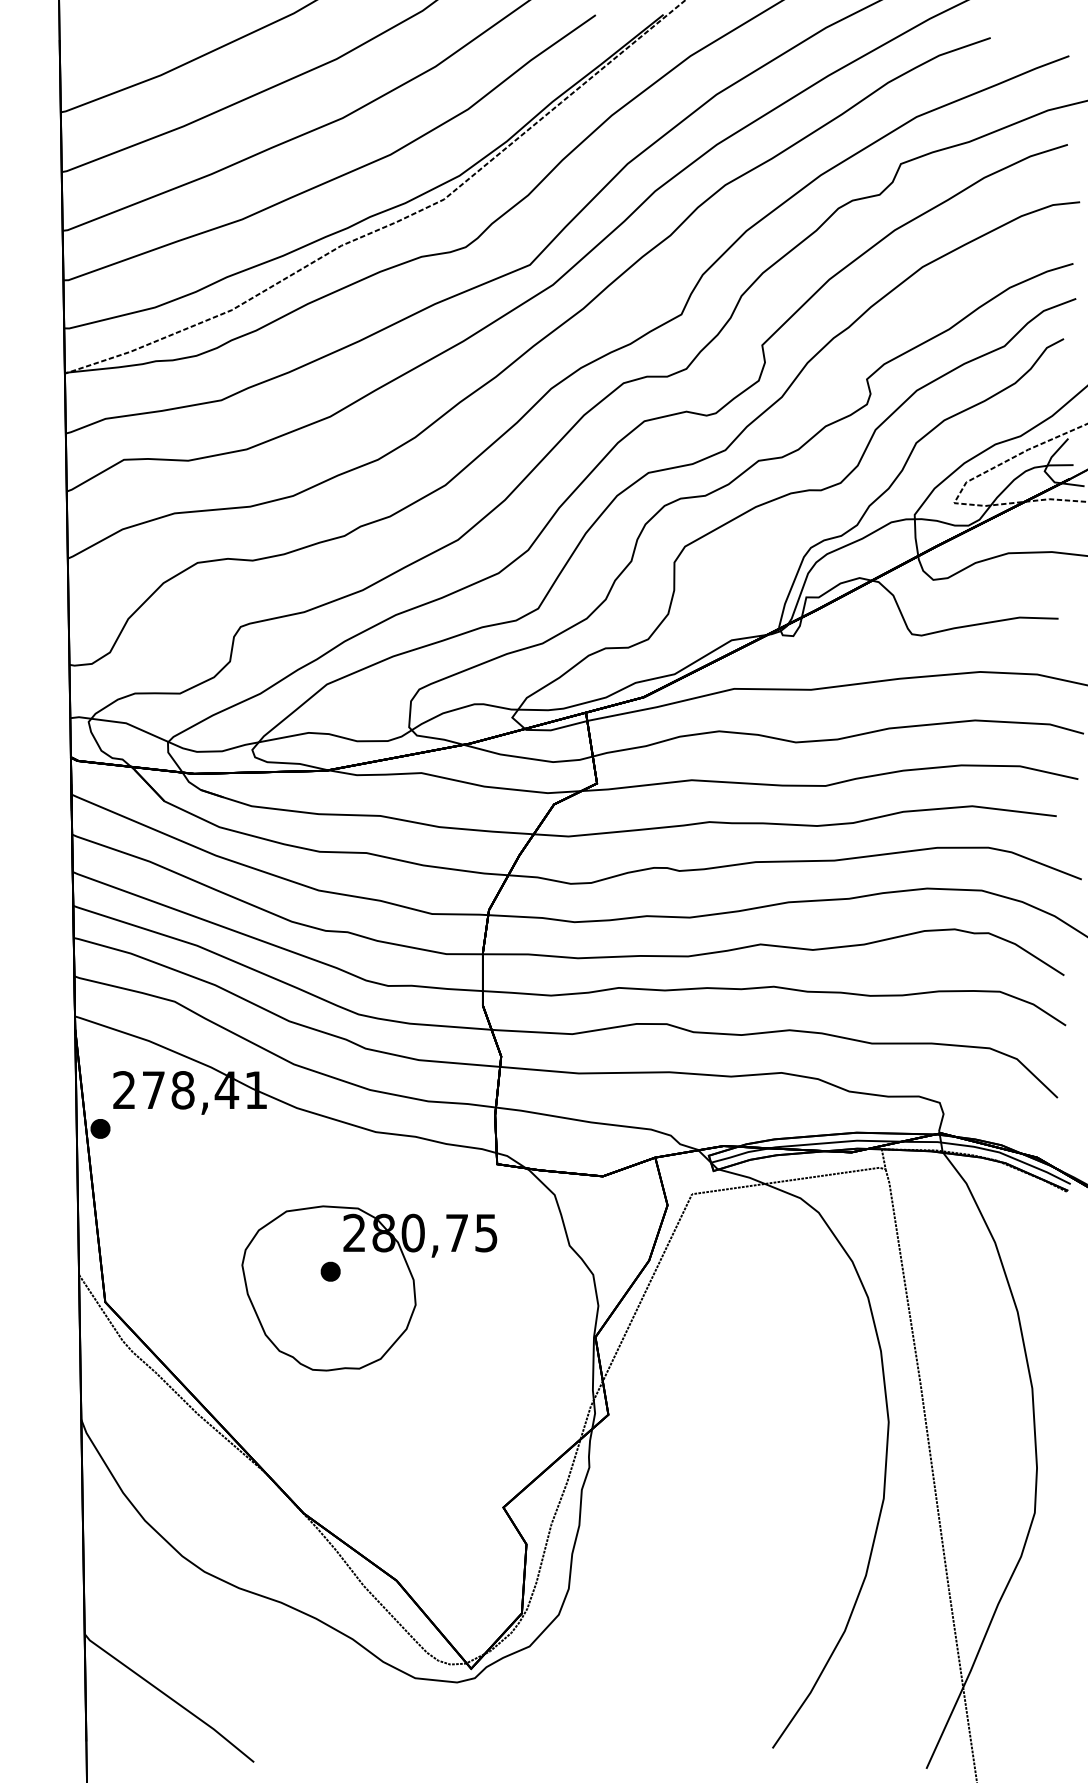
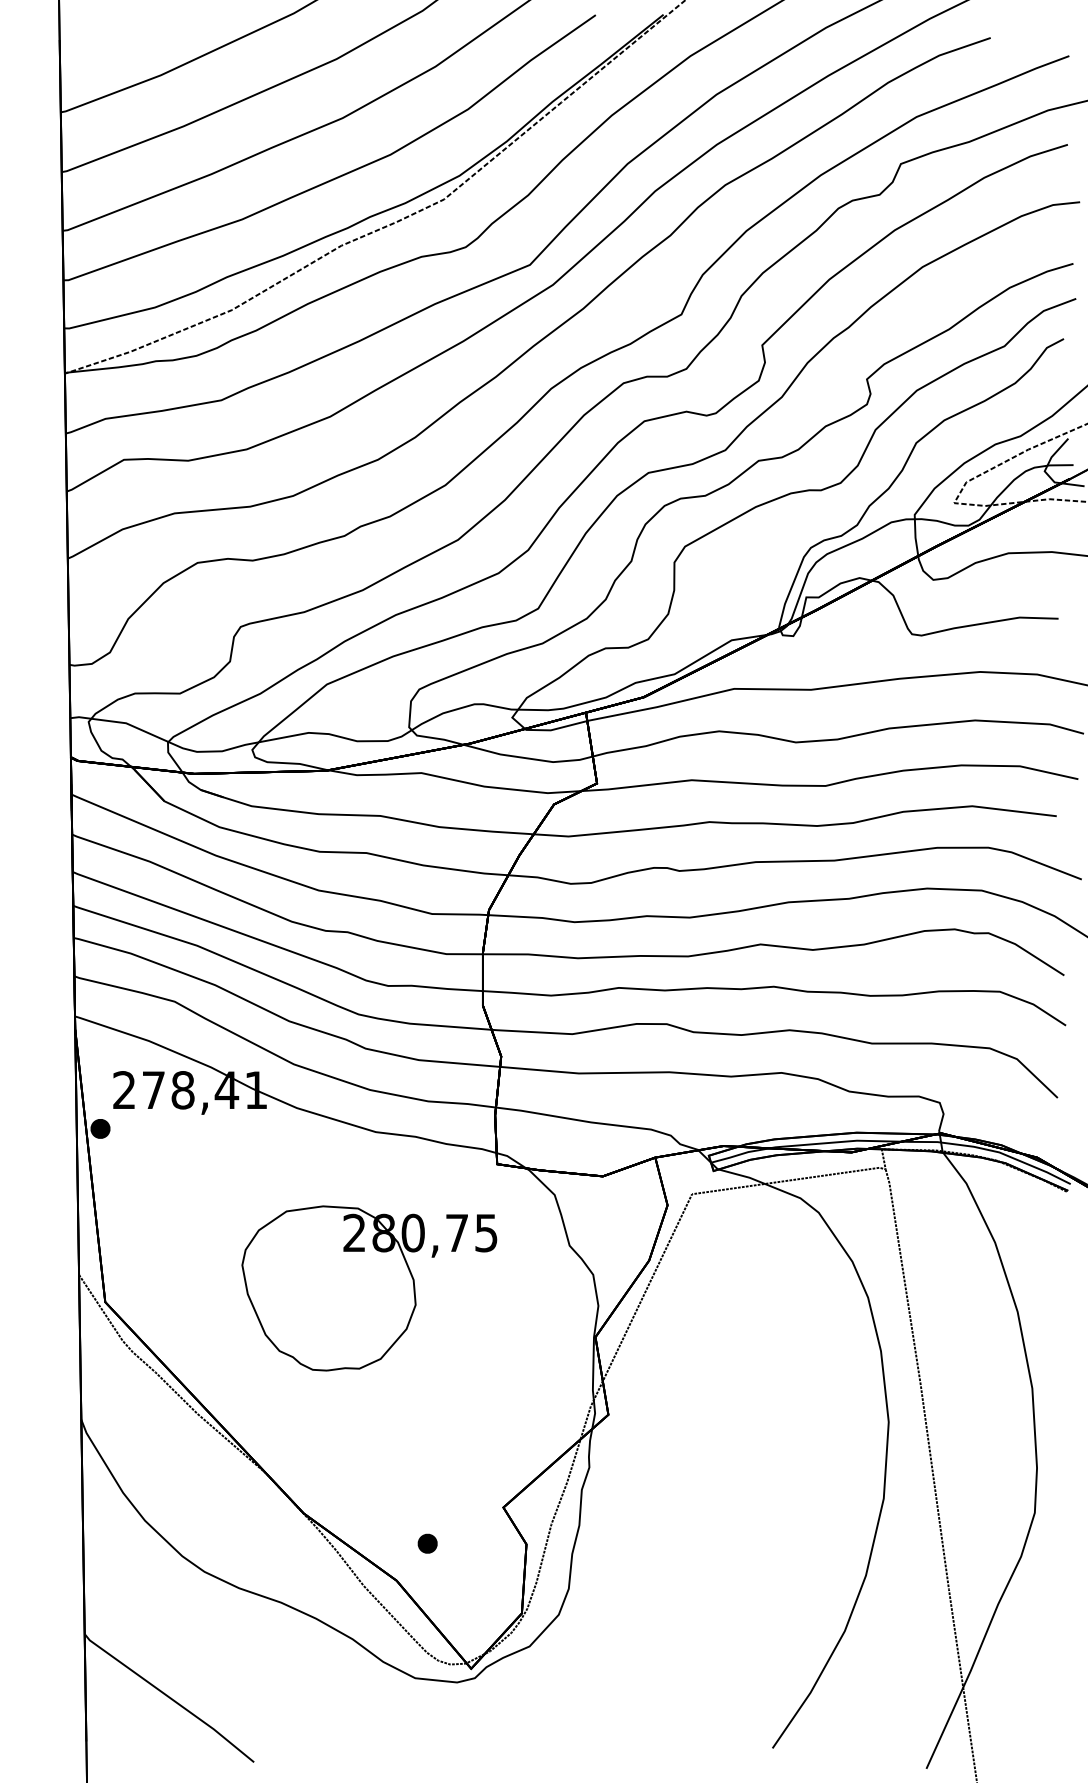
part position: (330, 1271) -> (427, 1543) (427, 1543)
